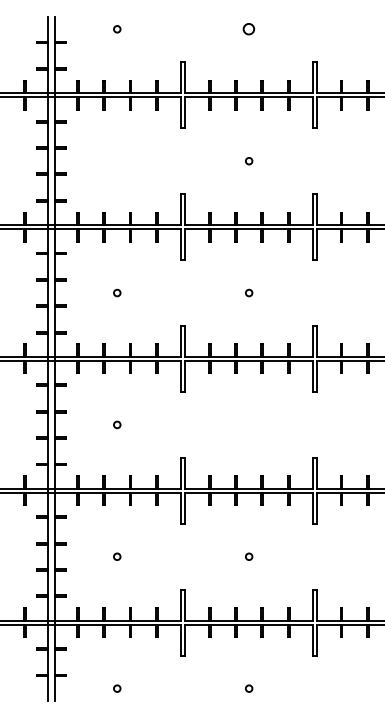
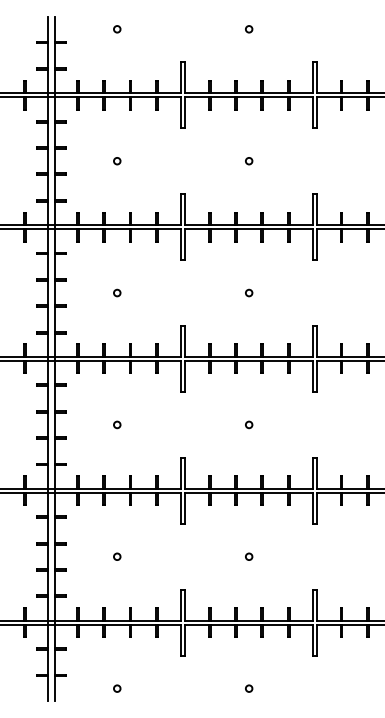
circle size: 14x13 px -> 9x9 px (249, 29)
circle: none -> present (117, 161)
circle: none -> present (249, 424)
